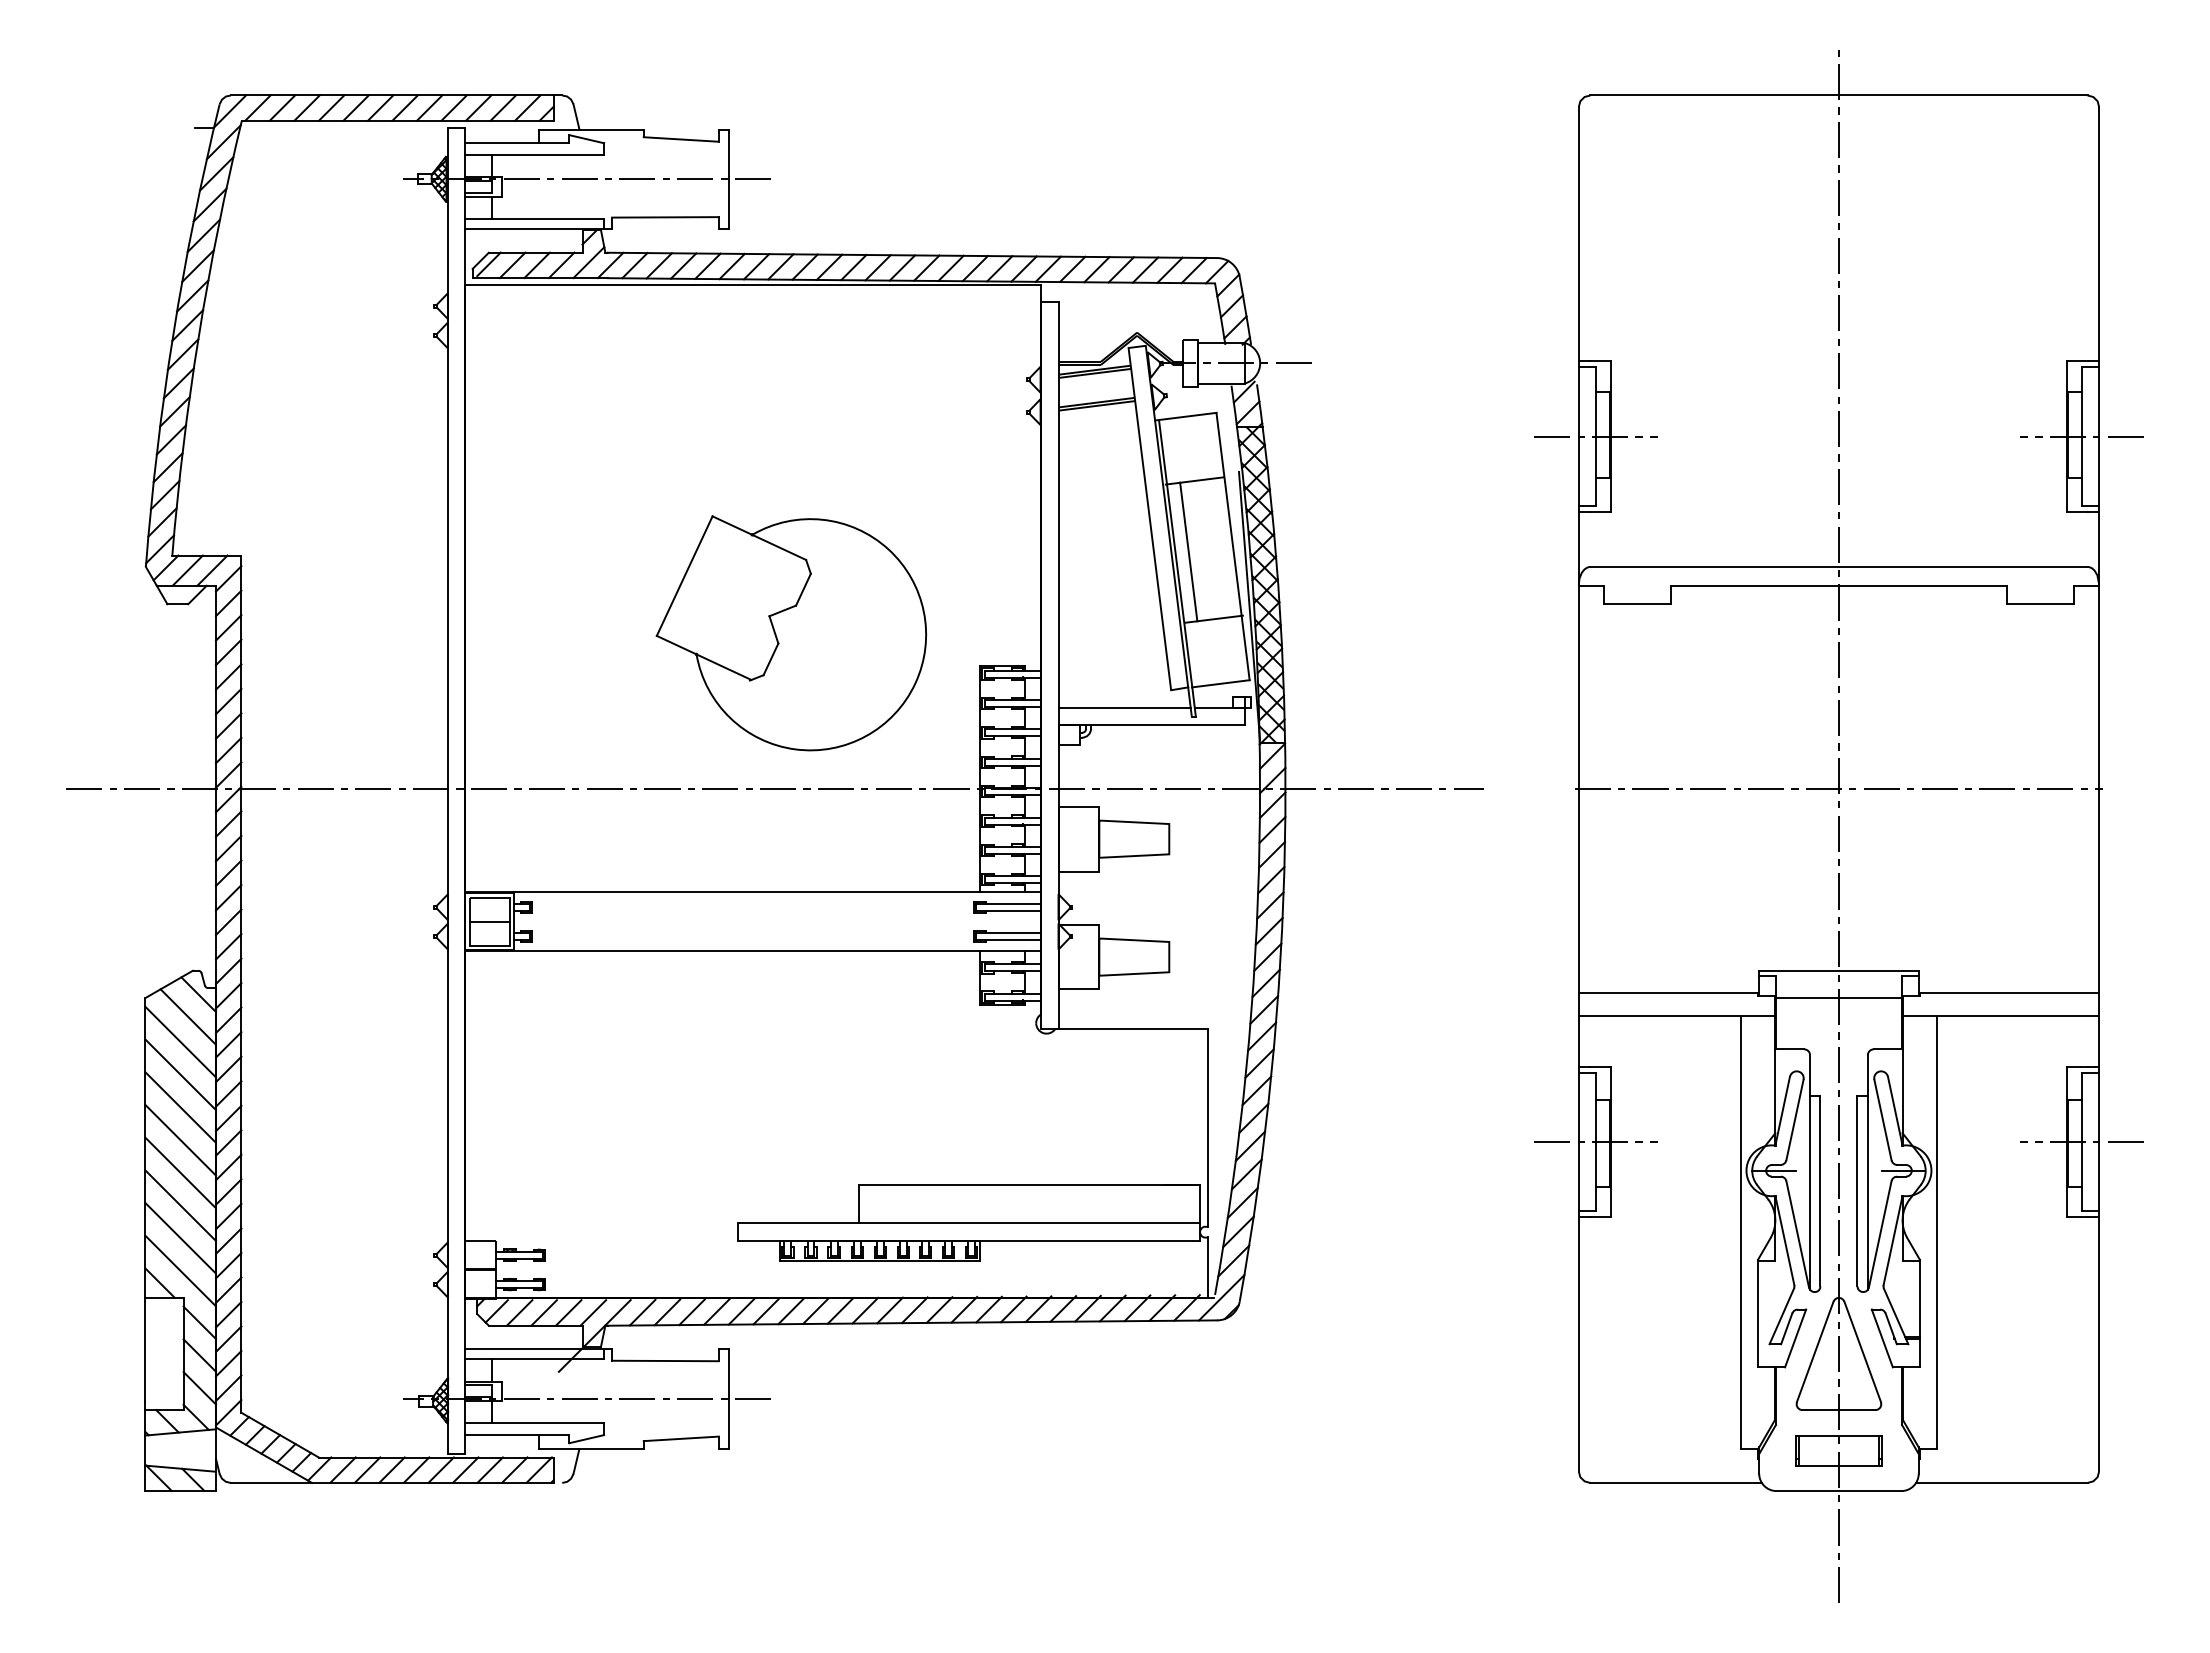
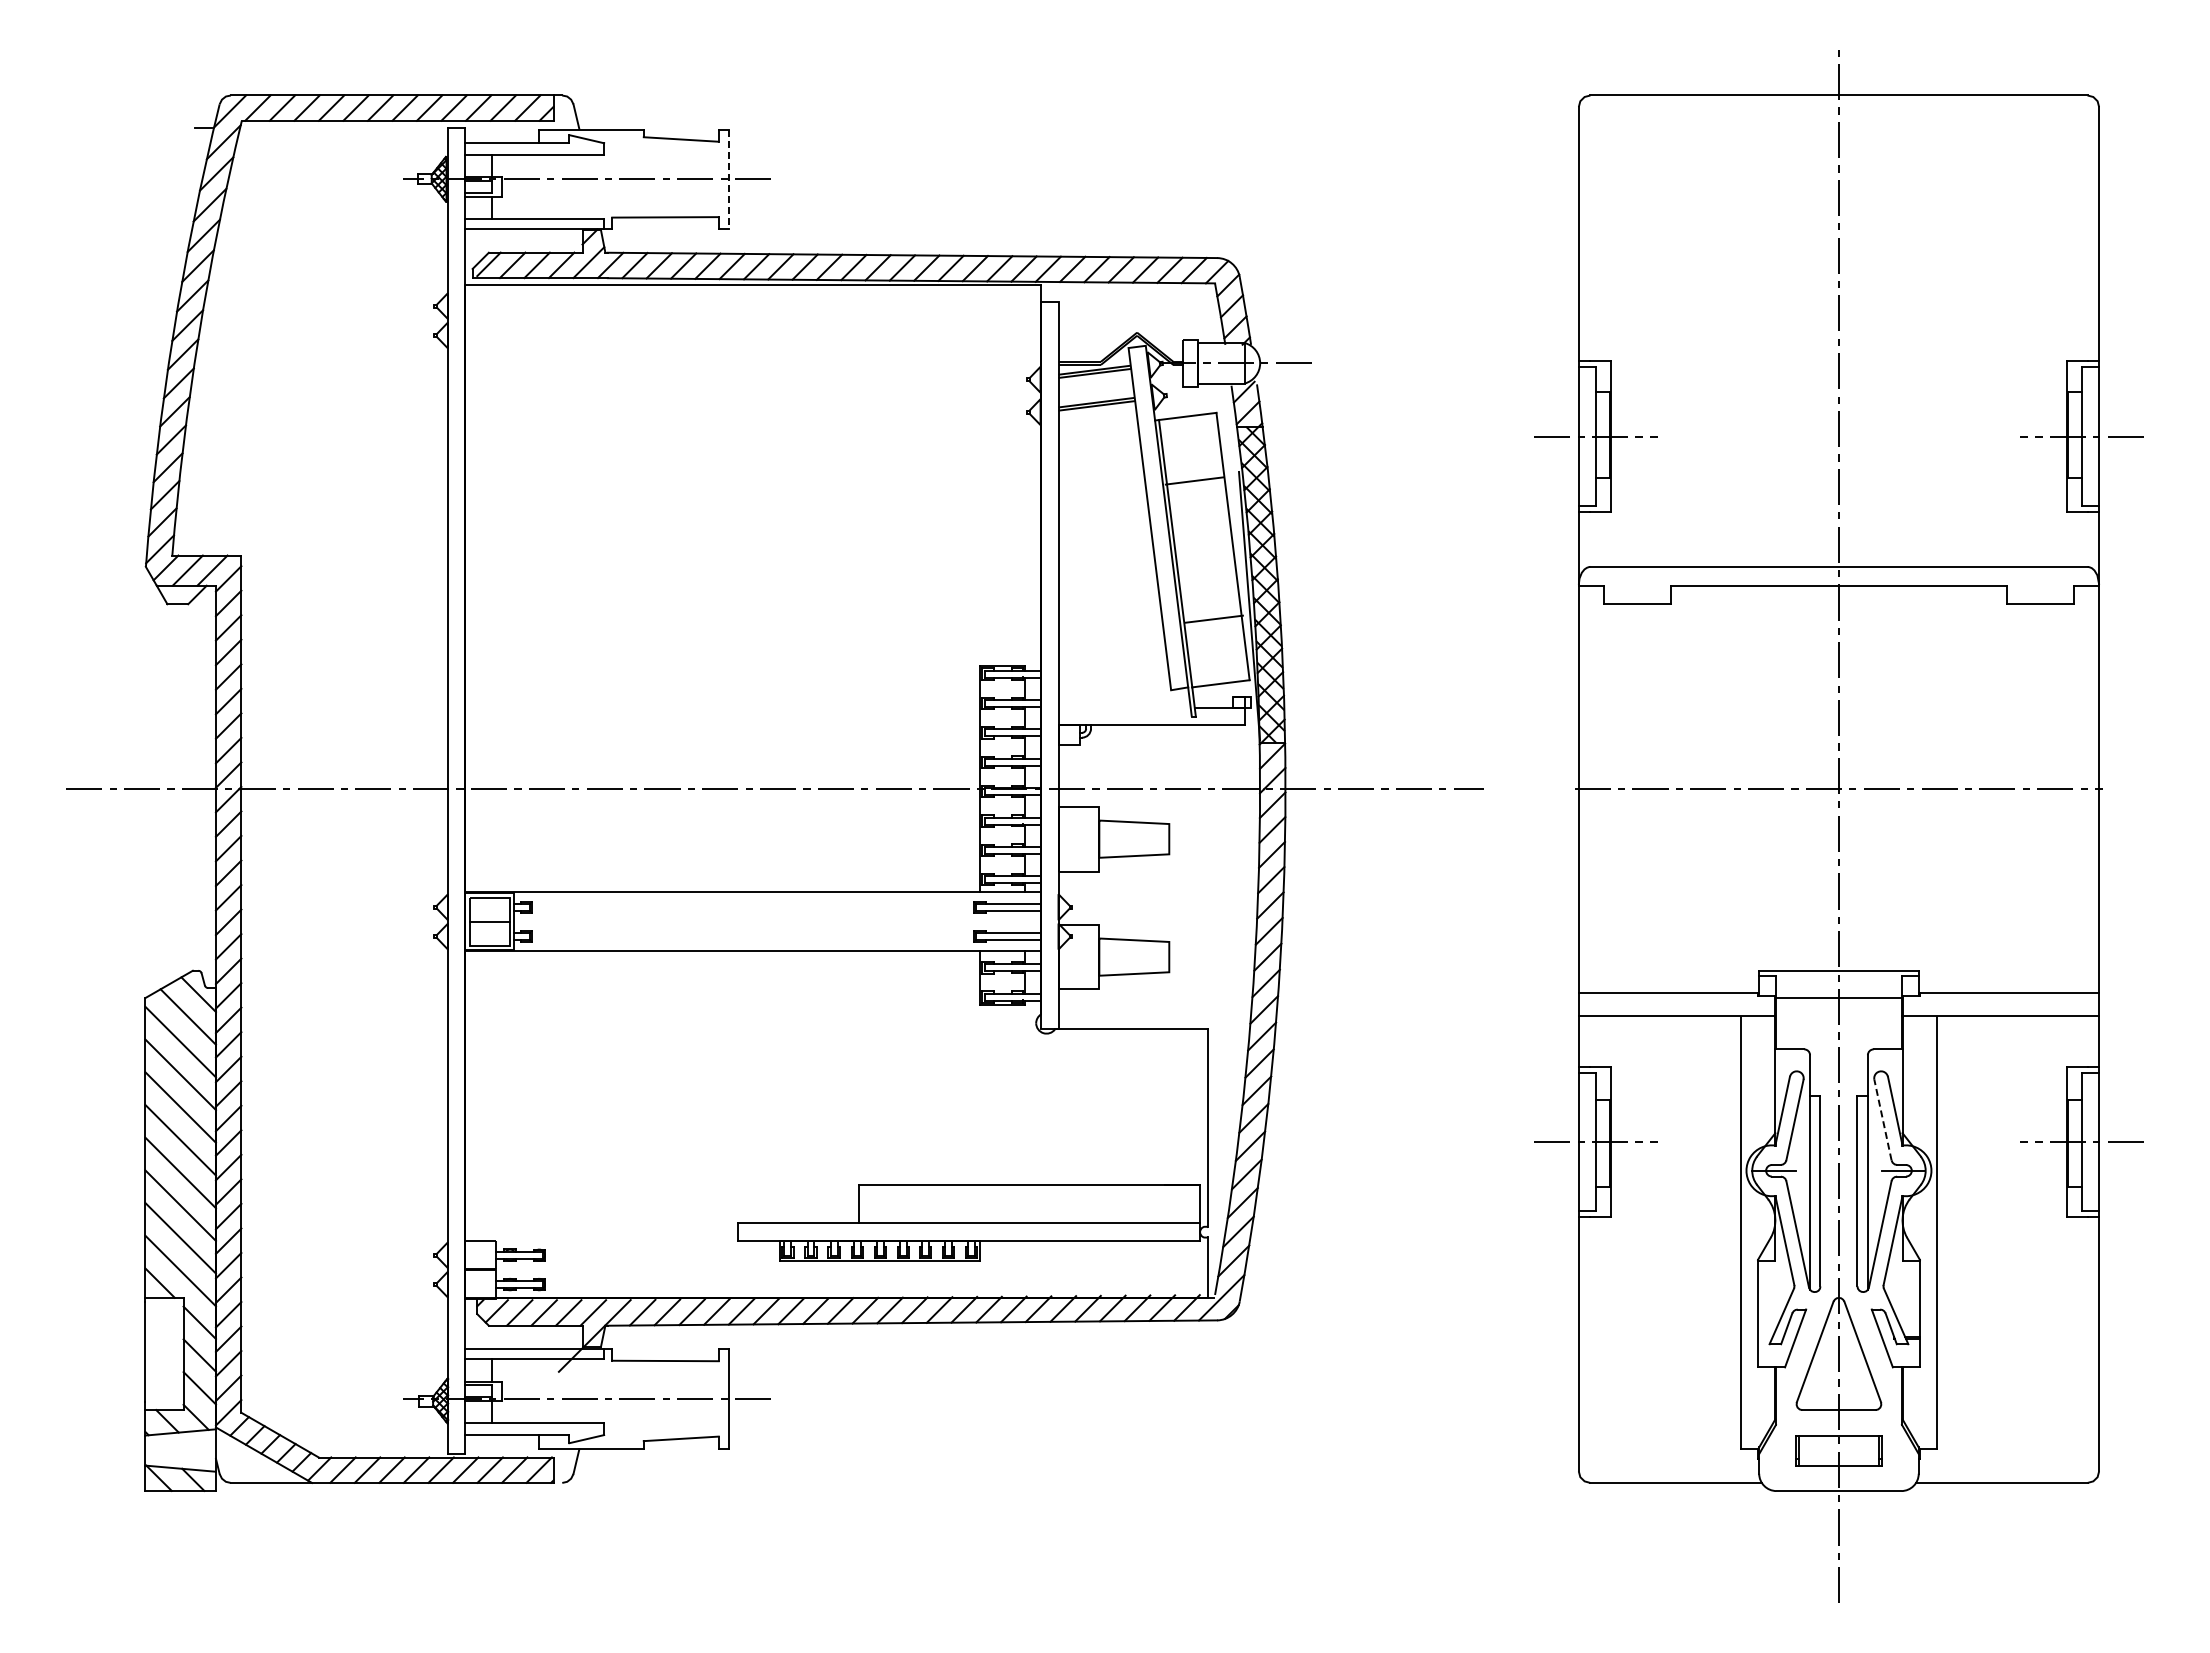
line: solid -> dashed (729, 179)
line: present -> none (1188, 551)
part: present -> none (791, 633)
line: present -> none (1124, 708)
line: solid -> dashed (1882, 1119)
